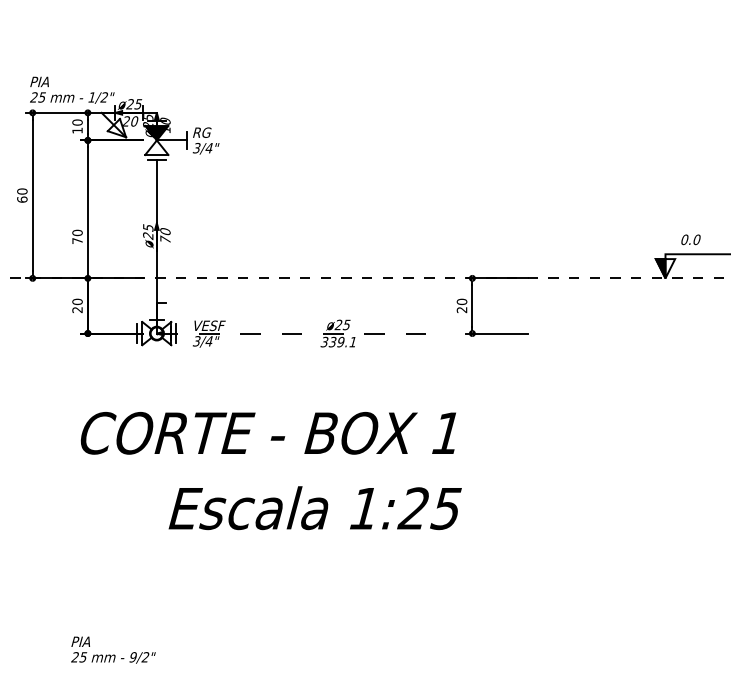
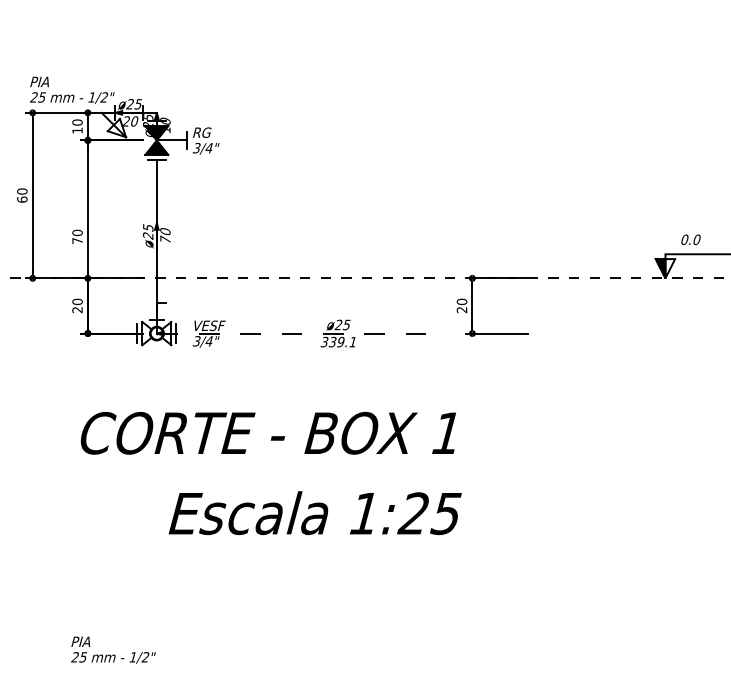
fill: none -> present (156, 147)
text position: (314, 508) -> (314, 513) (314, 513)
text: 9/2" -> 1/2" (132, 657)
